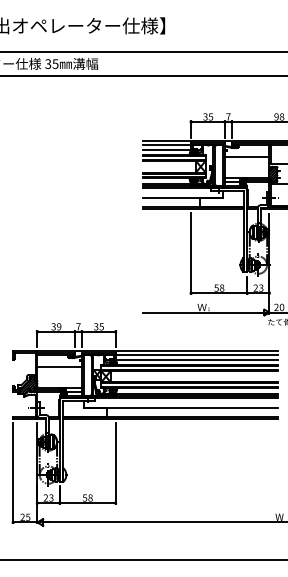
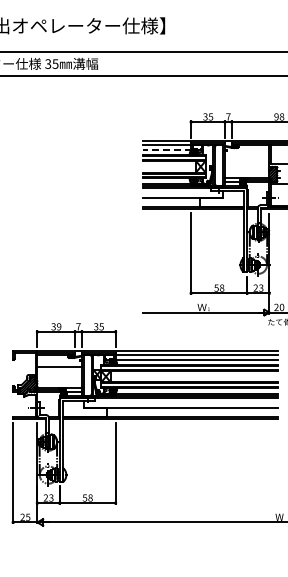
line: solid -> dashed (166, 149)
line: present -> none (246, 157)
line: present -> none (143, 559)
